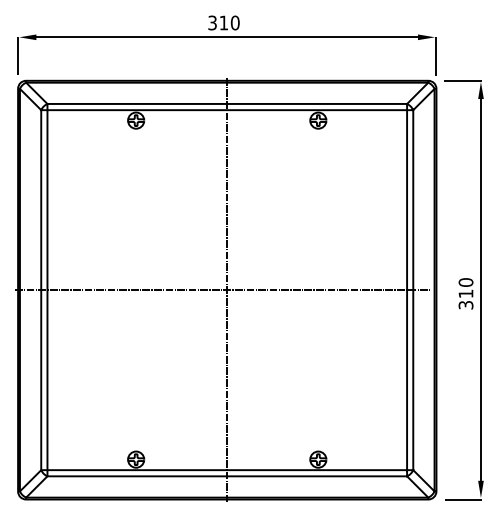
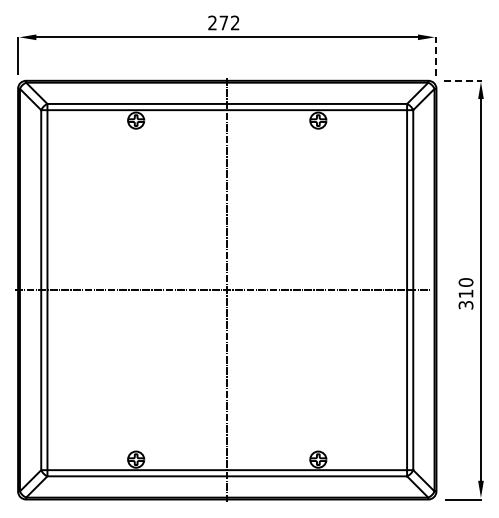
text: 310 -> 272 (223, 22)
line: solid -> dashed (436, 56)
line: solid -> dashed (463, 80)
